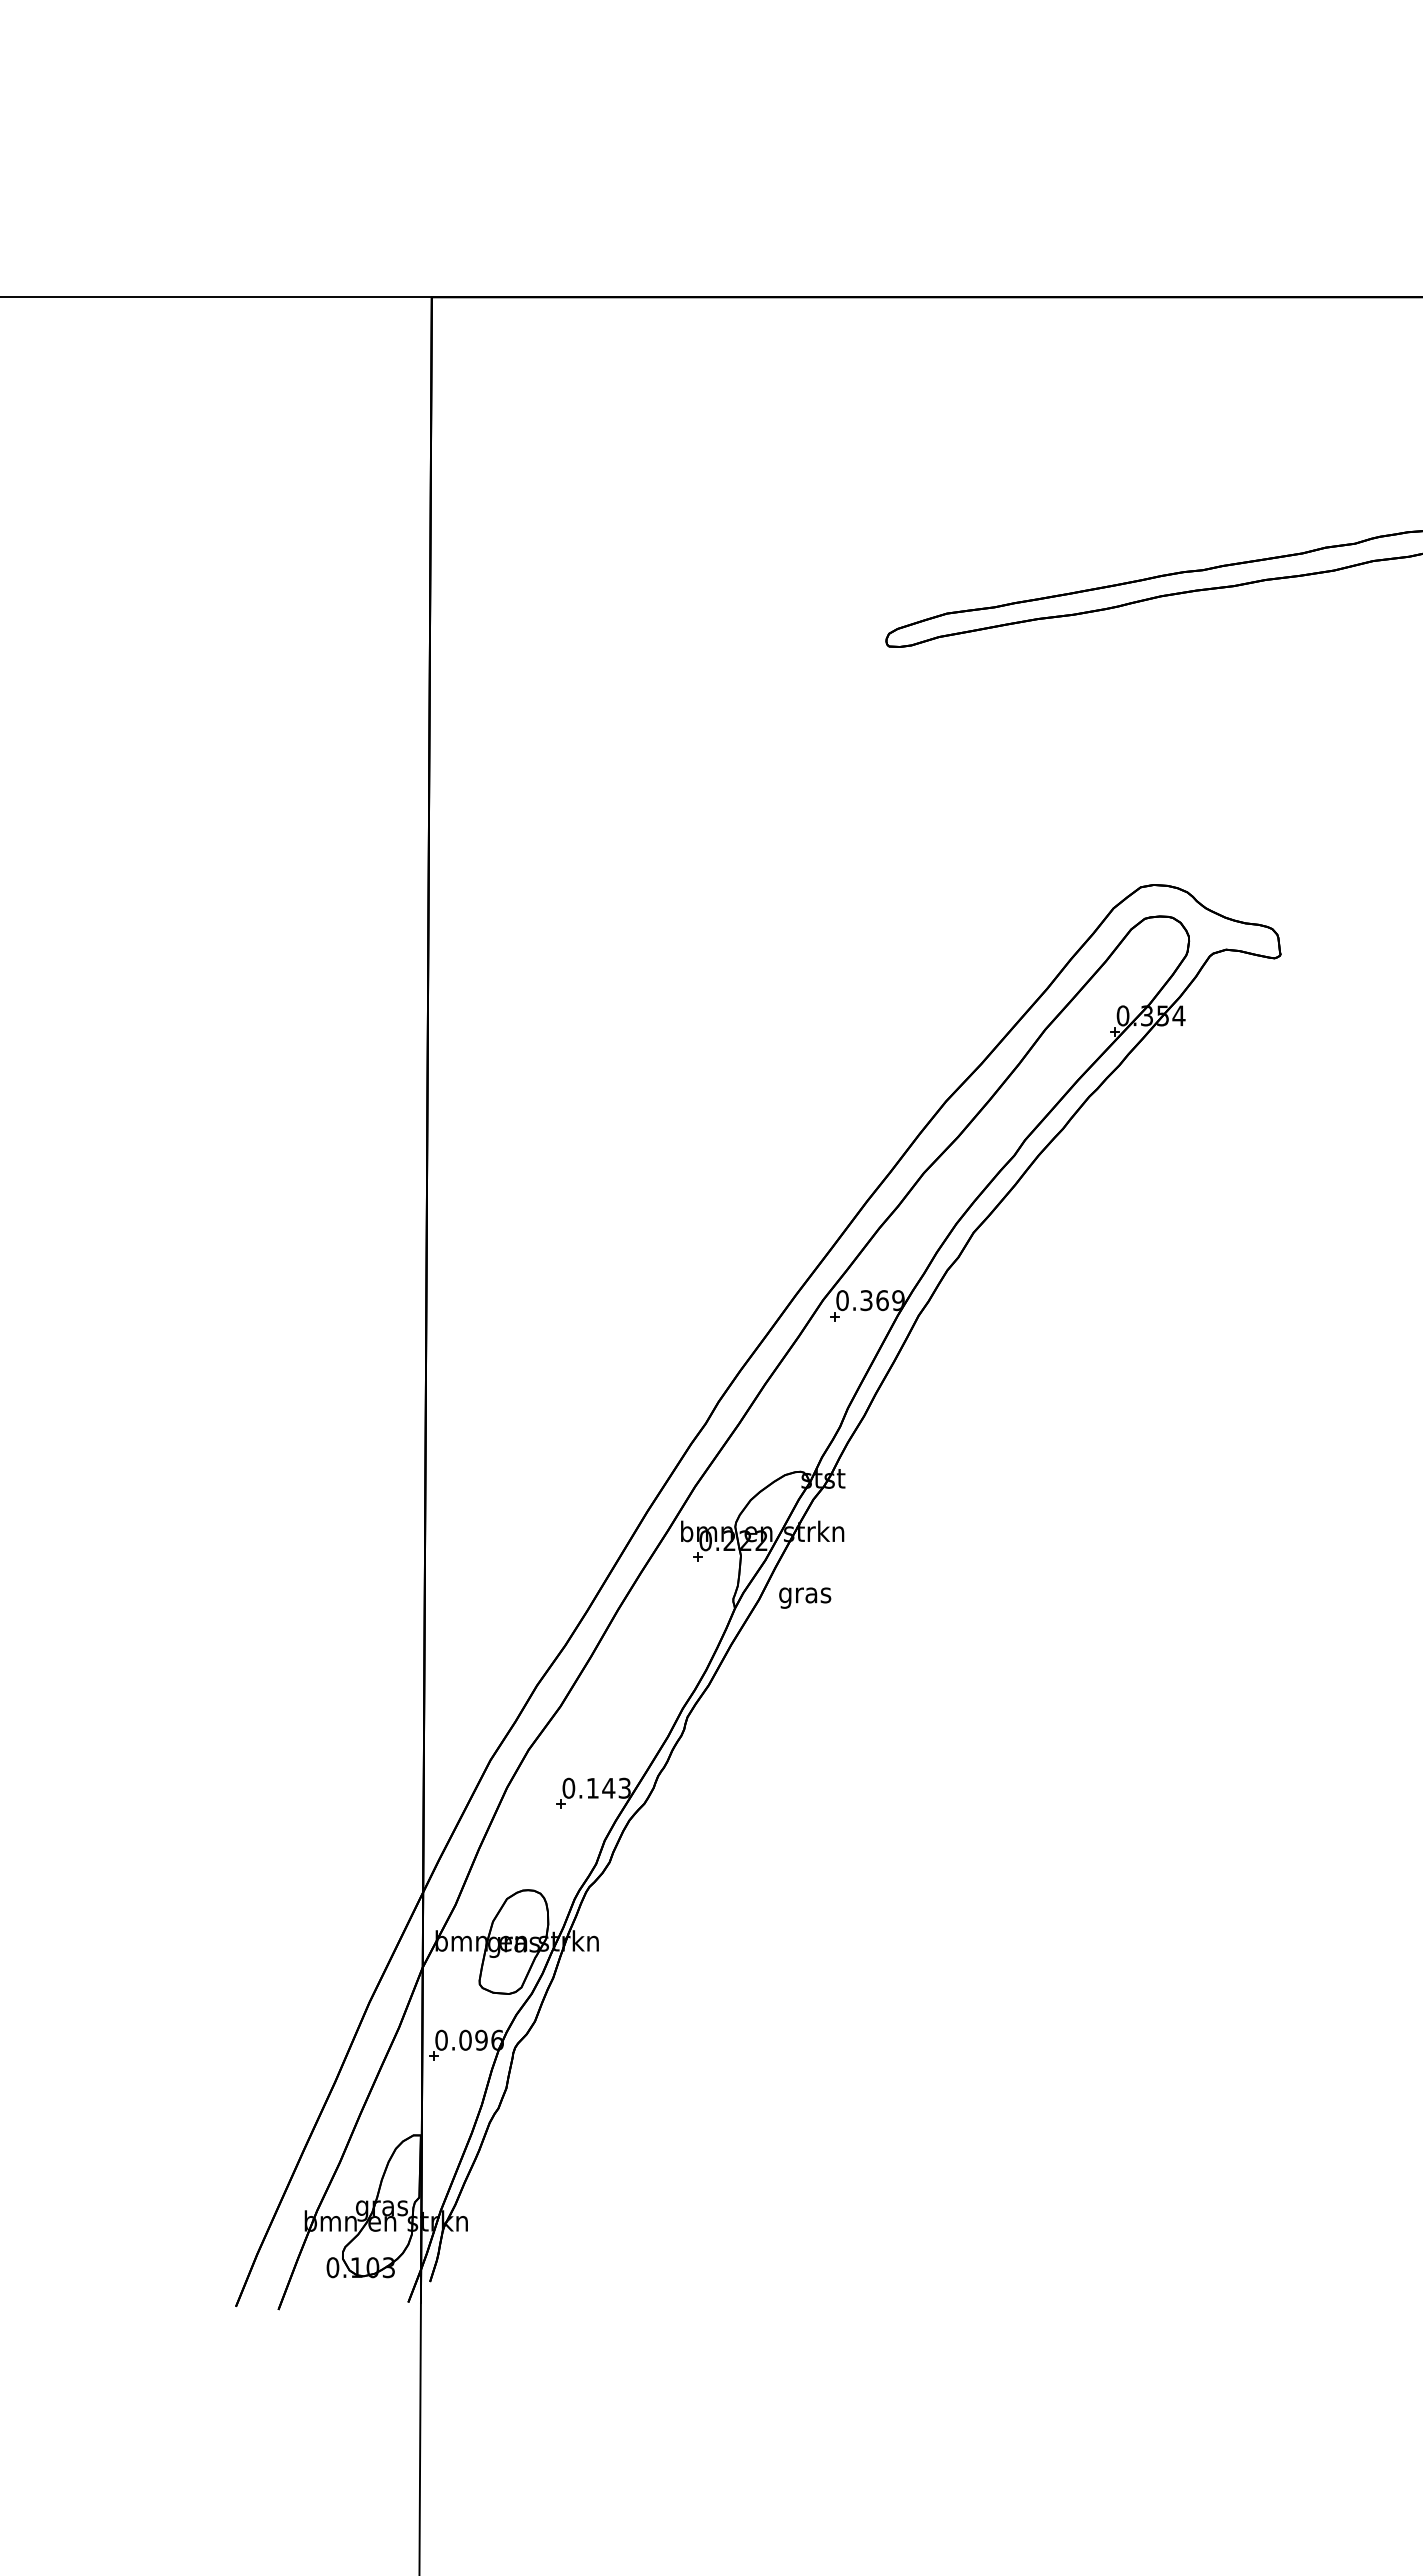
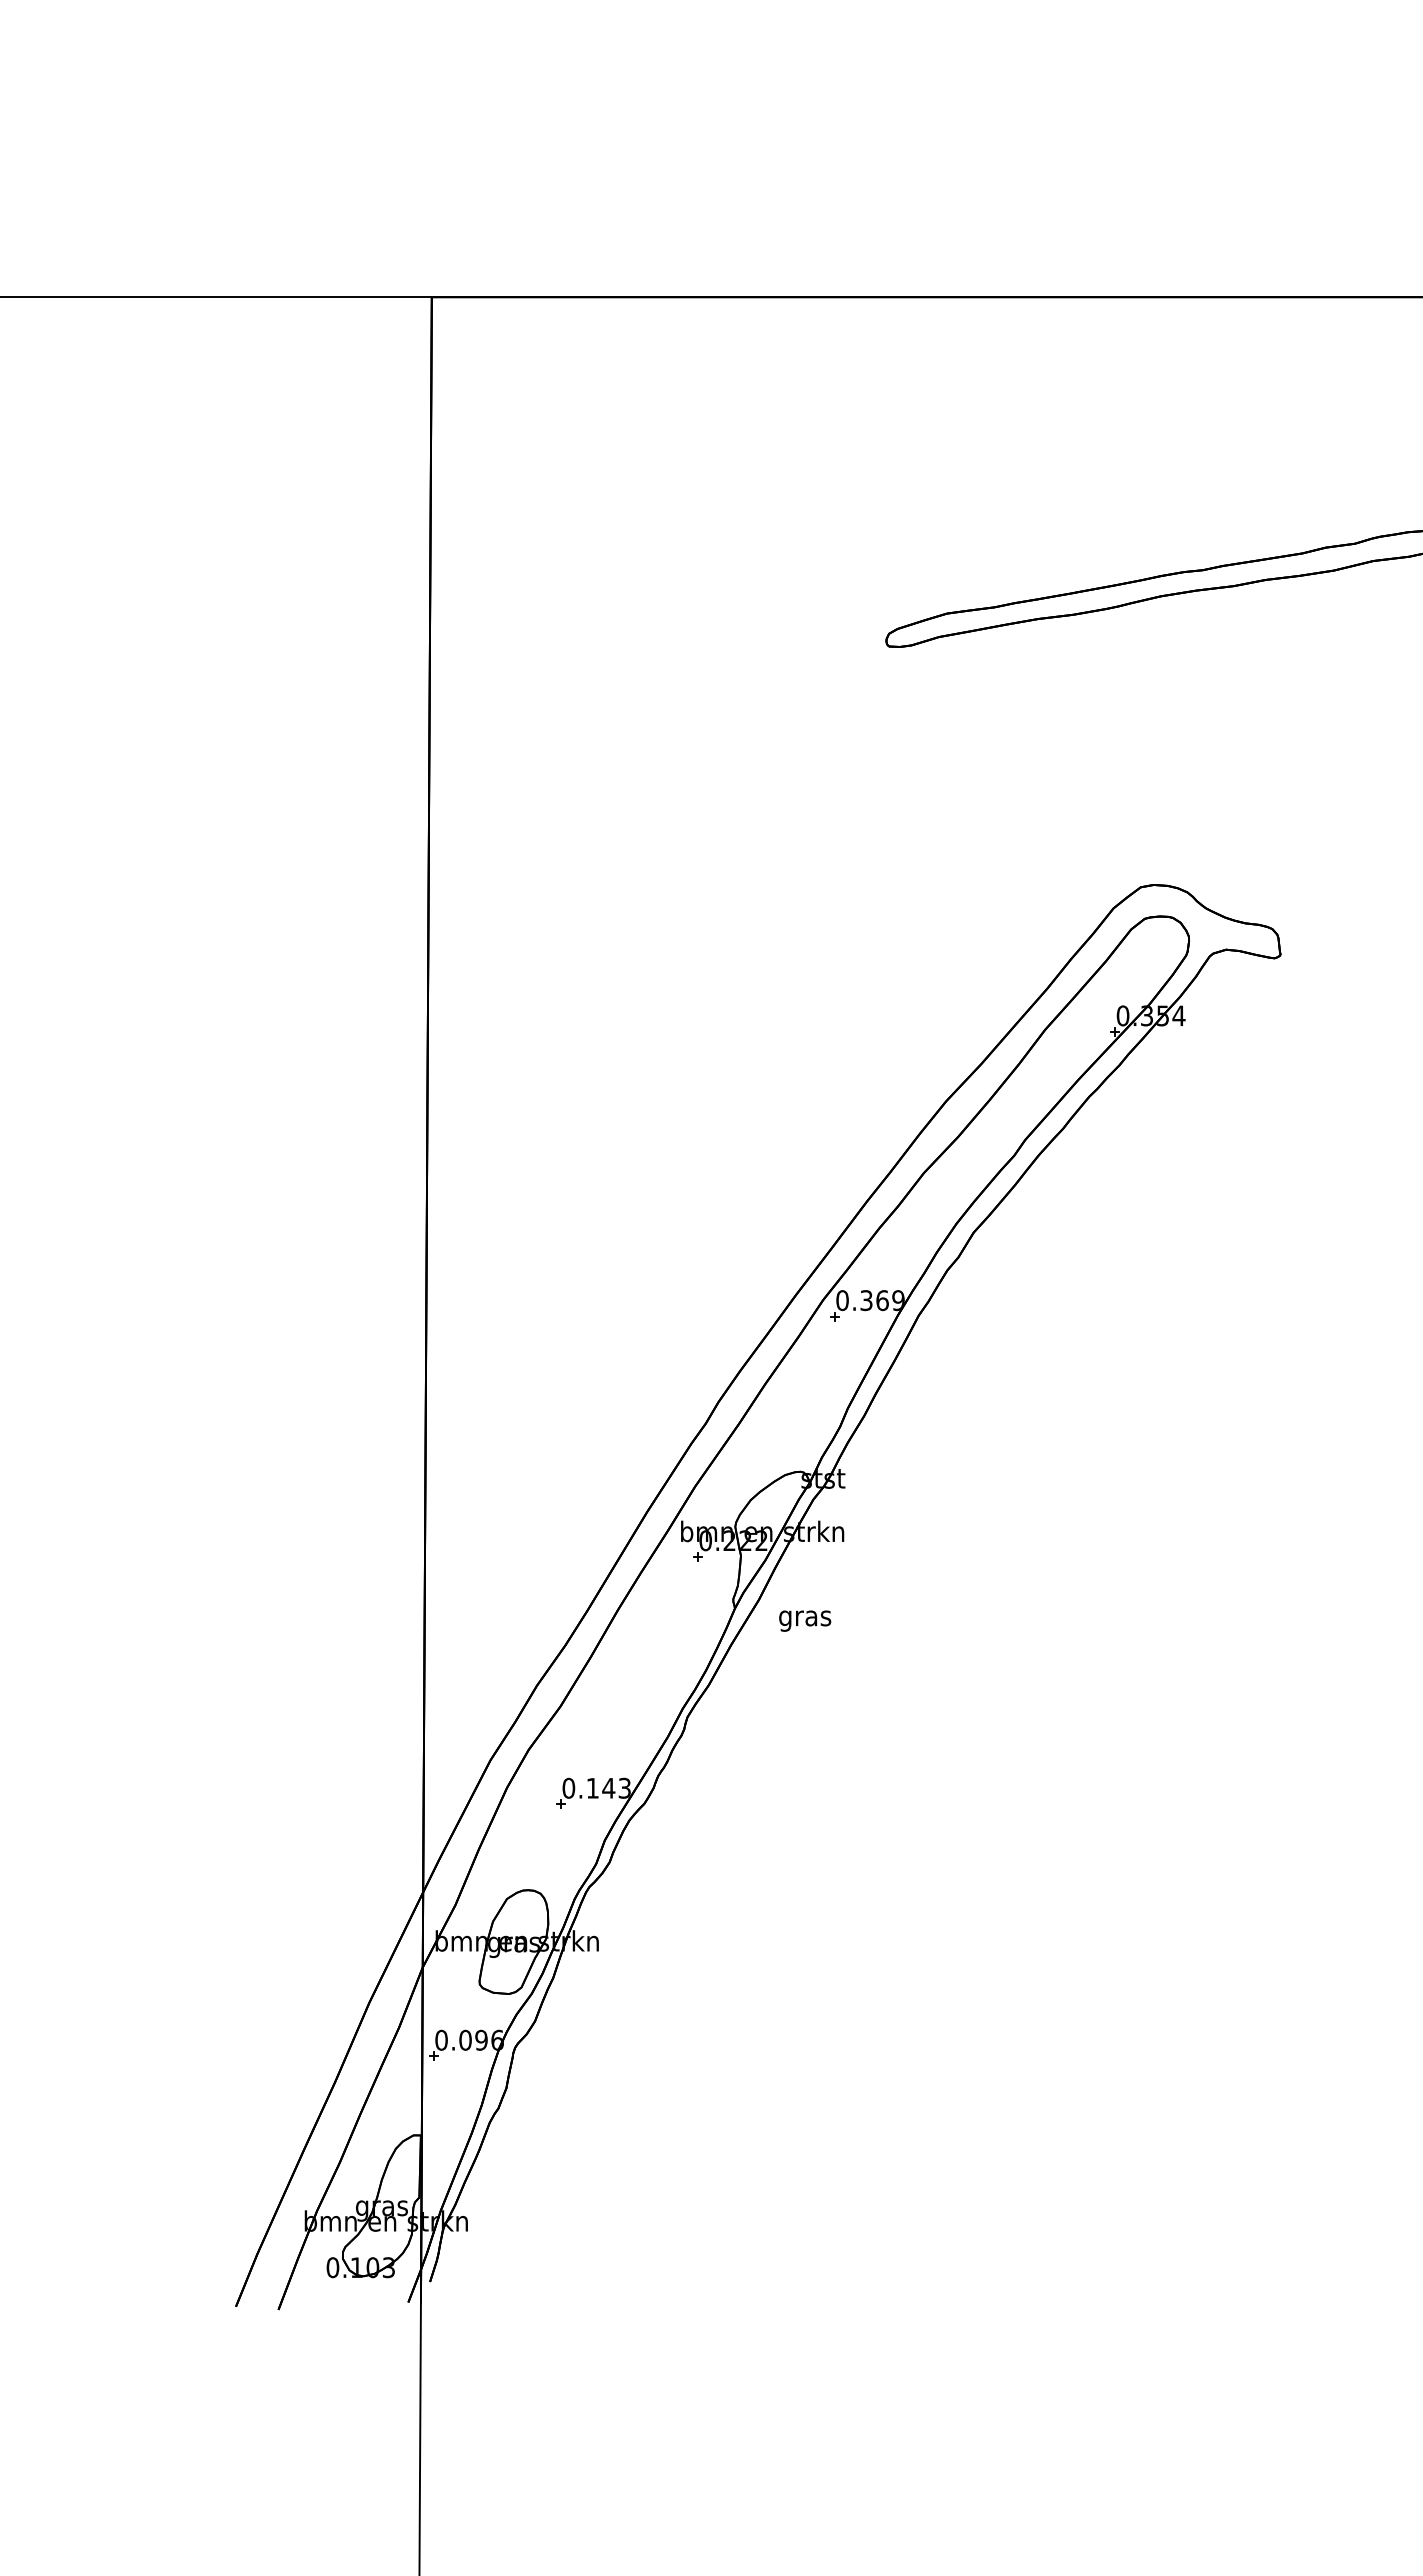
text position: (805, 1597) -> (805, 1620) (805, 1620)
